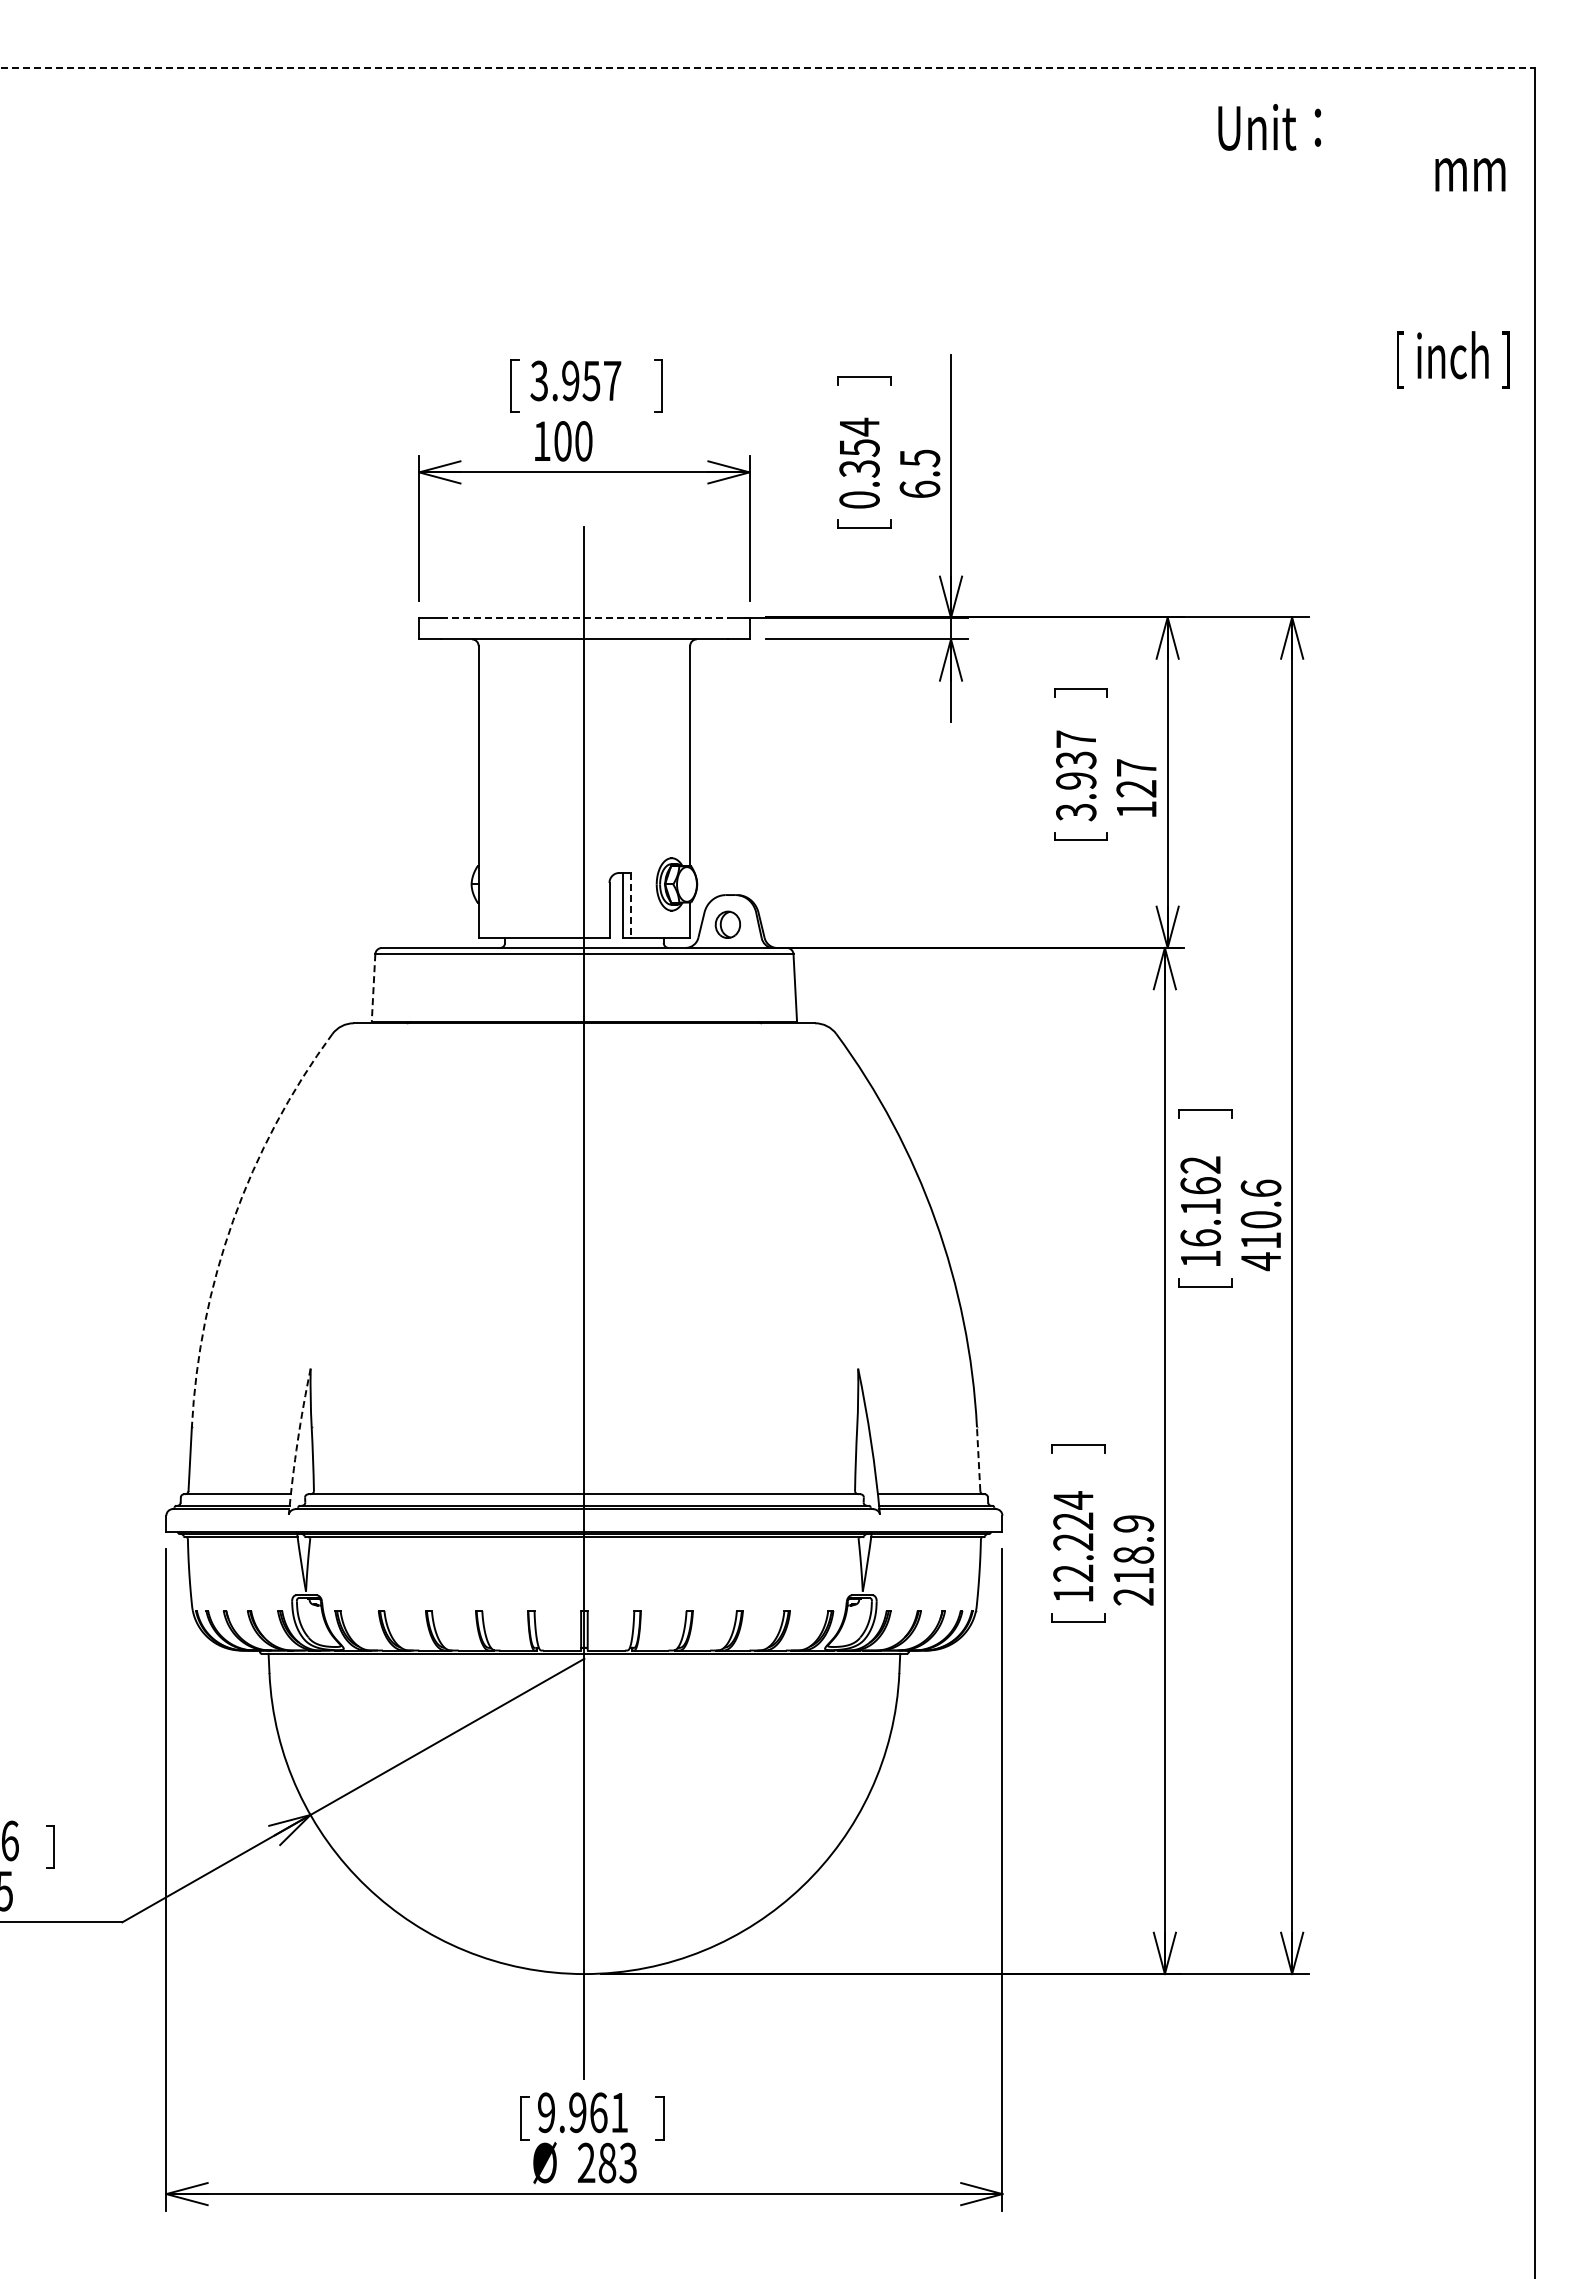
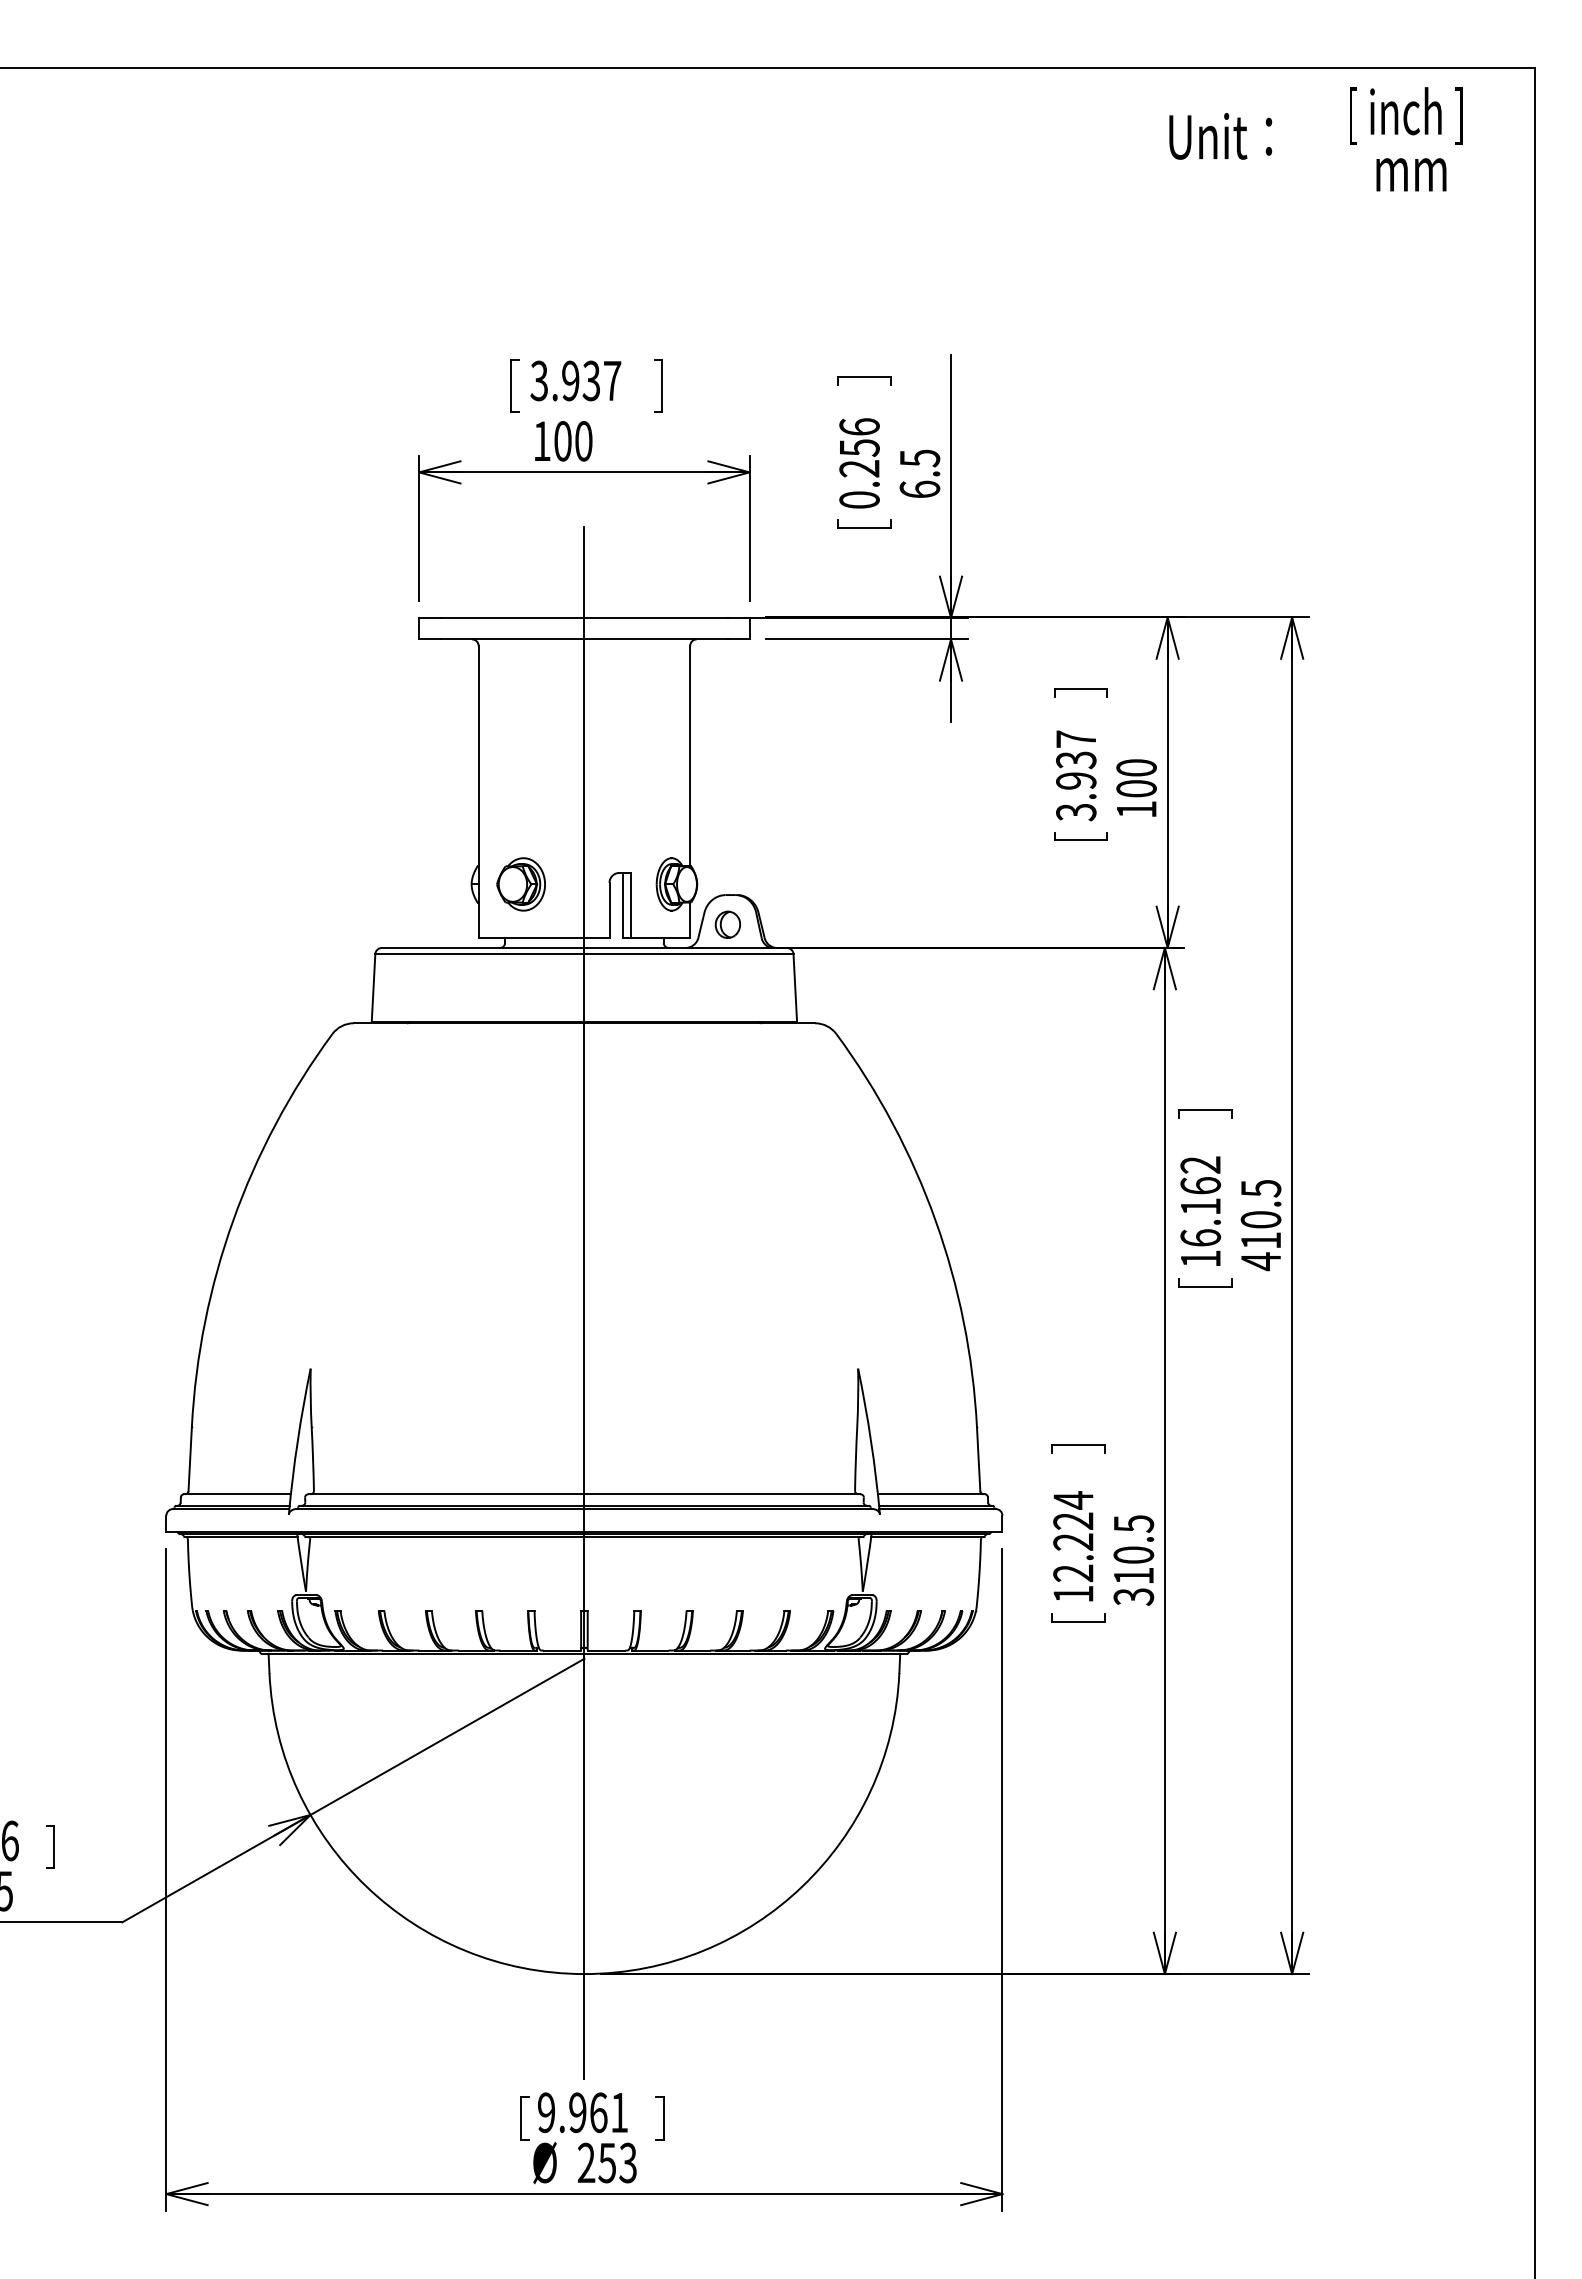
line: dashed -> solid (767, 68)
text position: (1269, 127) -> (1220, 136) (1220, 136)
text position: (1470, 174) -> (1411, 174) (1411, 174)
text position: (1453, 359) -> (1406, 115) (1406, 115)
text: 3.957 -> 3.937 (591, 380)
text: 0.354 -> 0.256 (859, 447)
line: dashed -> solid (584, 617)
text: 127 -> 100 (1136, 778)
part: none -> present (520, 884)
line: dashed -> solid (631, 905)
line: dashed -> solid (373, 987)
text: 410.6 -> 410.5 (1260, 1188)
arc: dashed -> solid (233, 1220)
arc: dashed -> solid (297, 1441)
line: dashed -> solid (978, 1458)
text: 218.9 -> 310.5 (1133, 1560)
text: 283 -> 253 (607, 2162)
